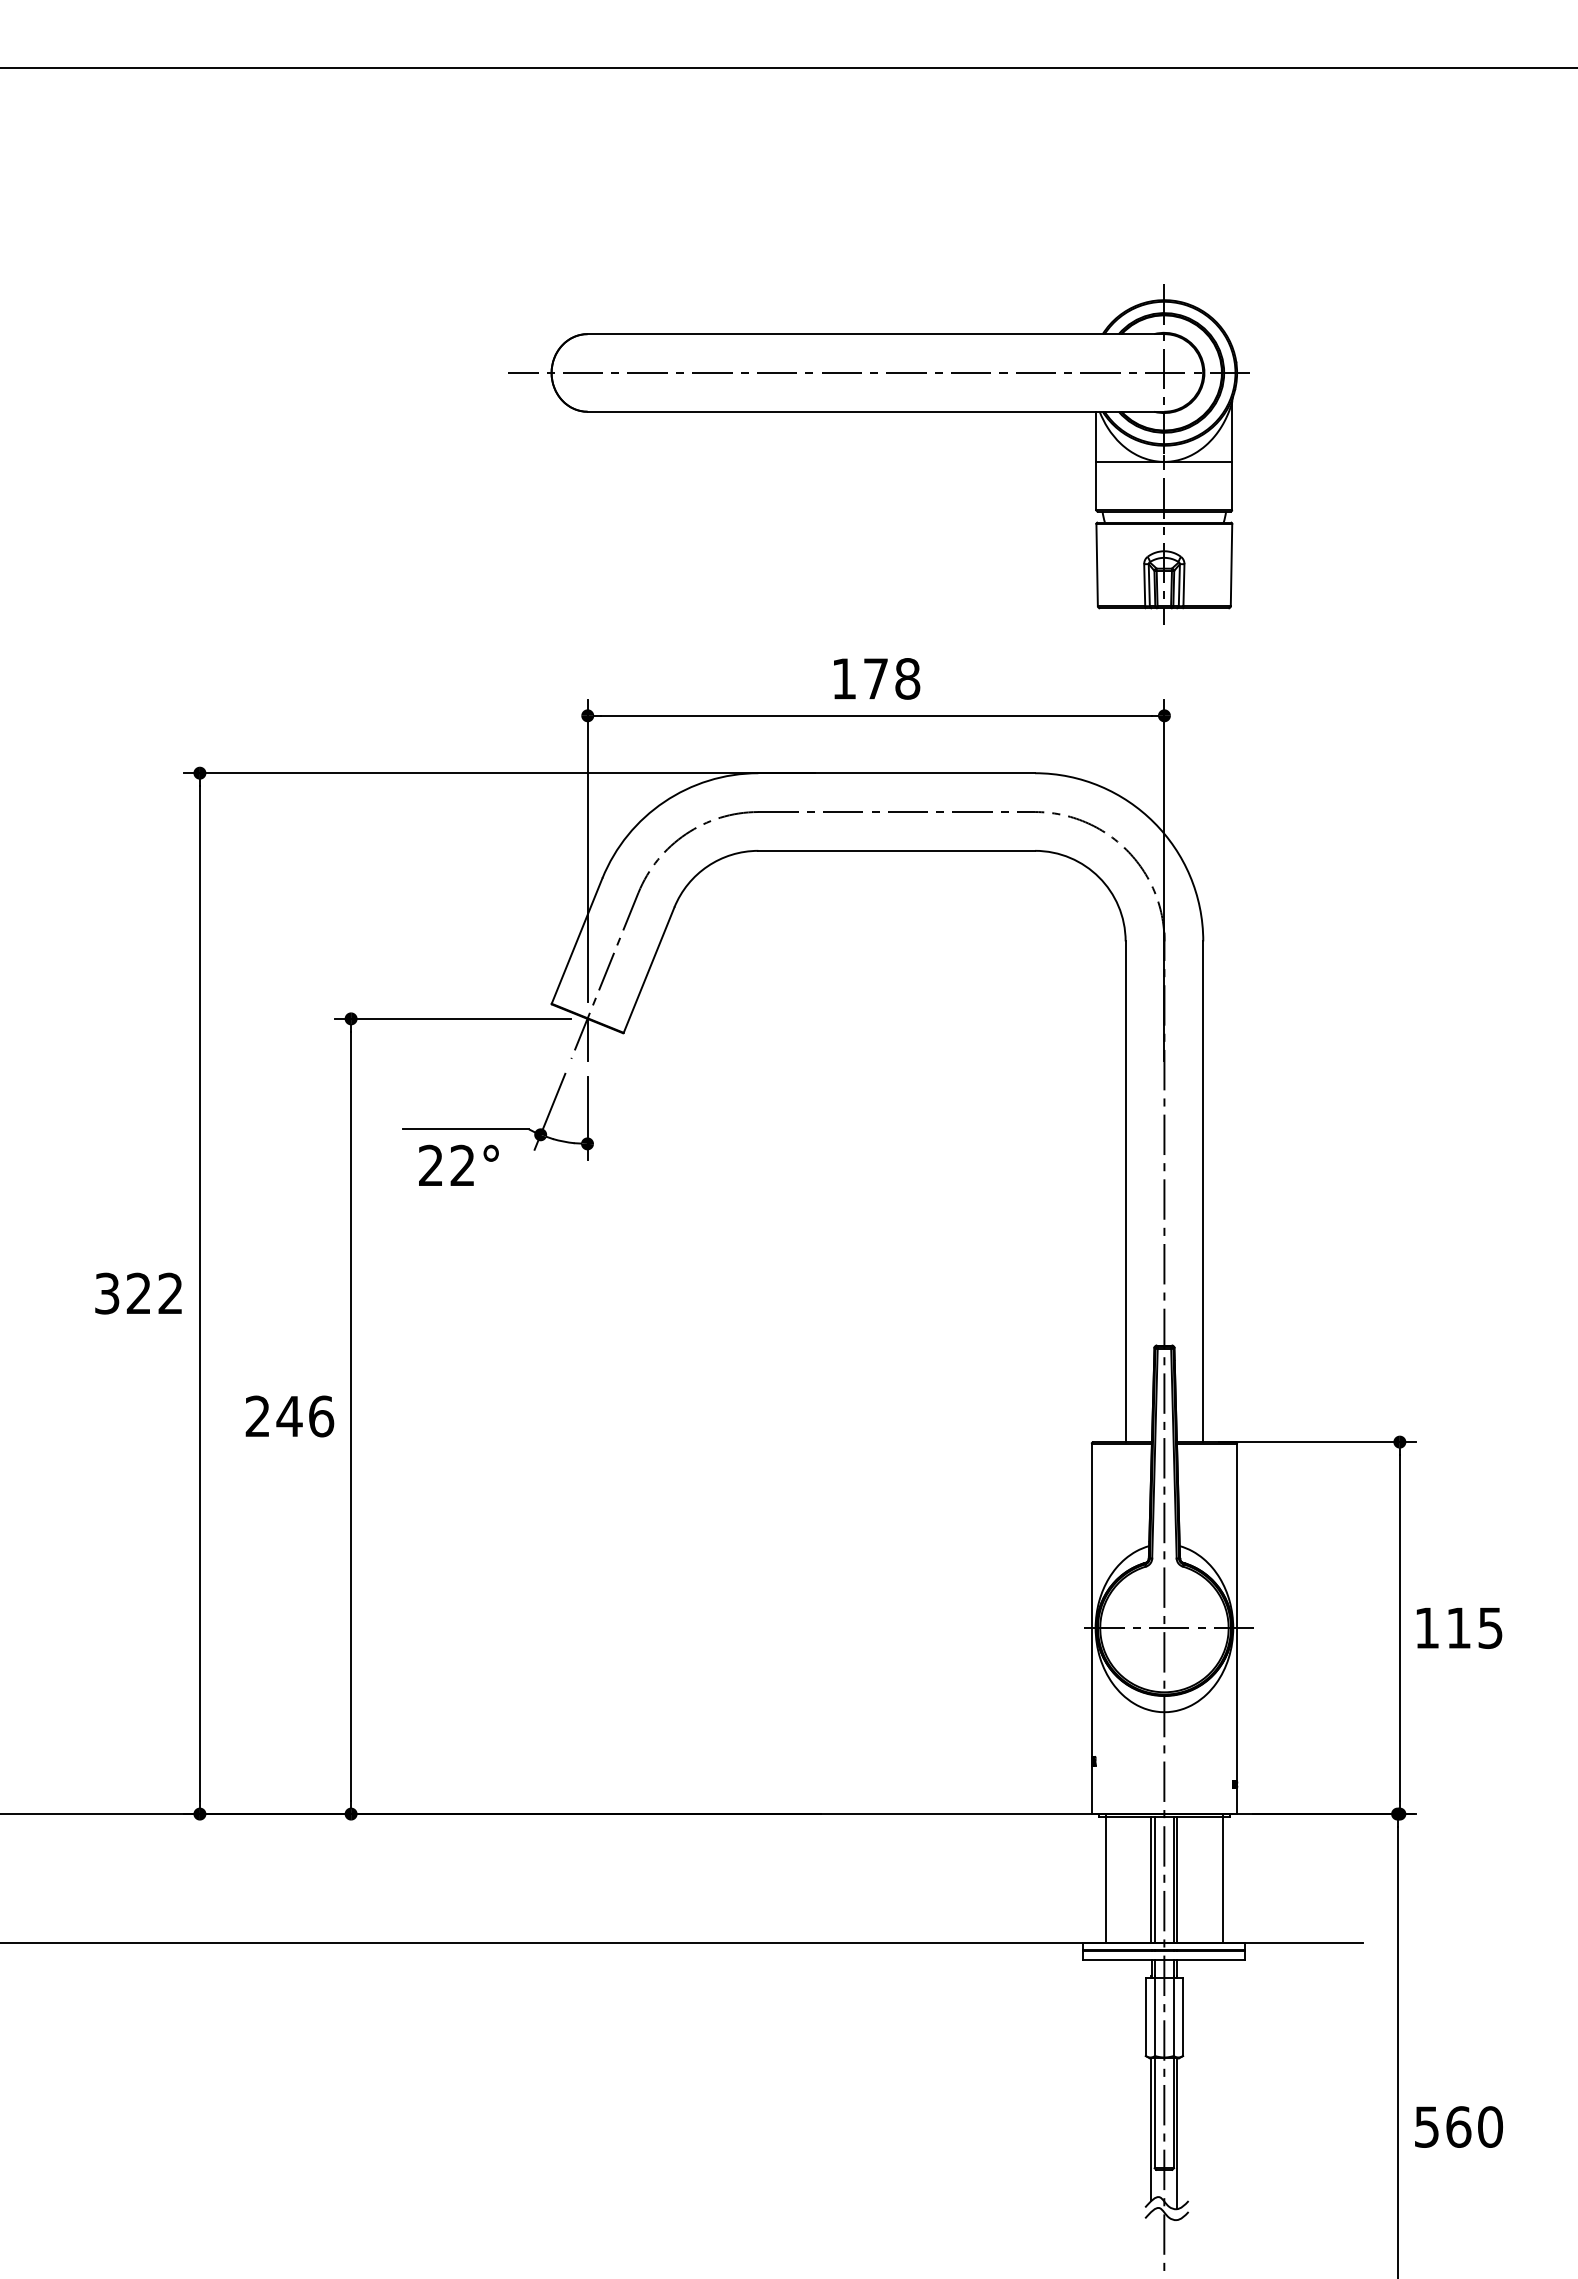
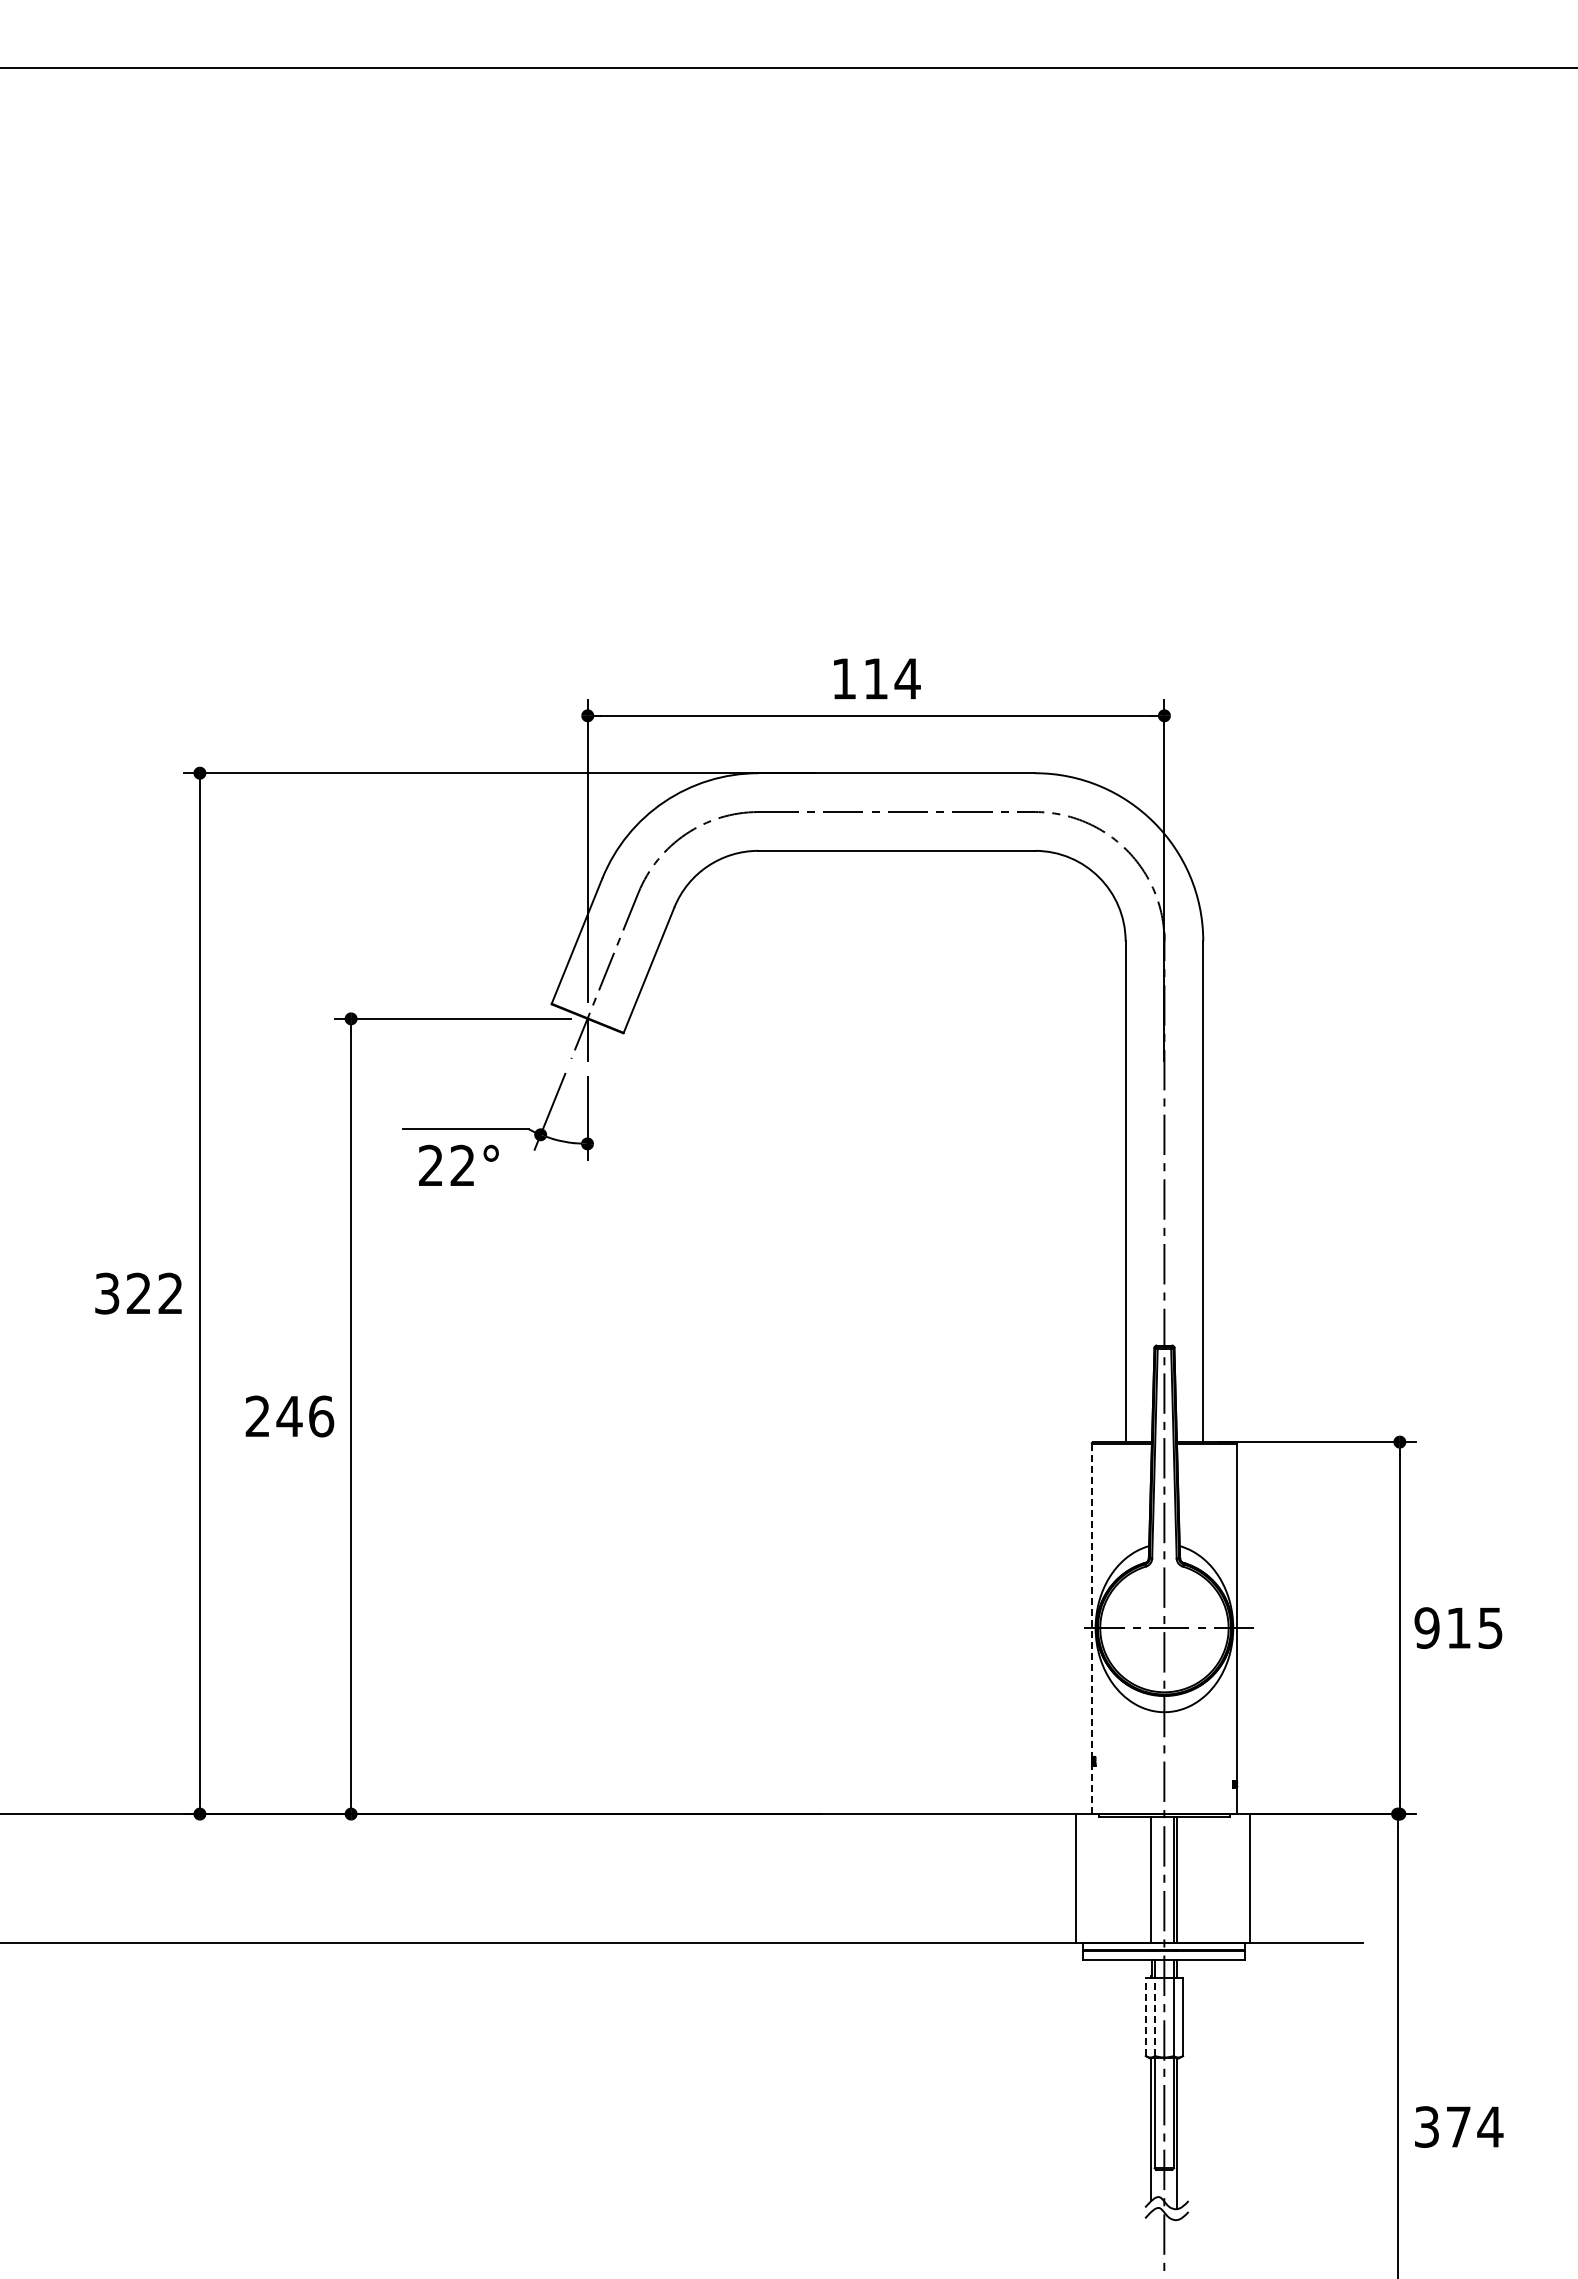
part: present -> none (878, 412)
text: 178 -> 114 (892, 678)
text: 115 -> 915 (1426, 1627)
line: solid -> dashed (1091, 1629)
line position: (1106, 1878) -> (1076, 1878) (1076, 1878)
line position: (1222, 1878) -> (1249, 1878) (1249, 1878)
line: present -> none (1154, 1880)
line: solid -> dashed (1145, 2016)
line: solid -> dashed (1155, 2016)
text: 560 -> 374 (1459, 2126)
